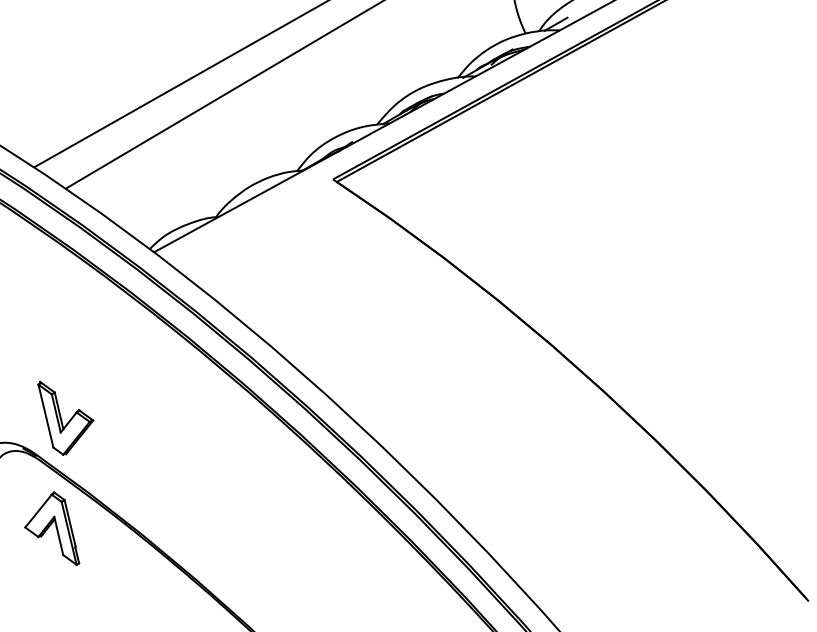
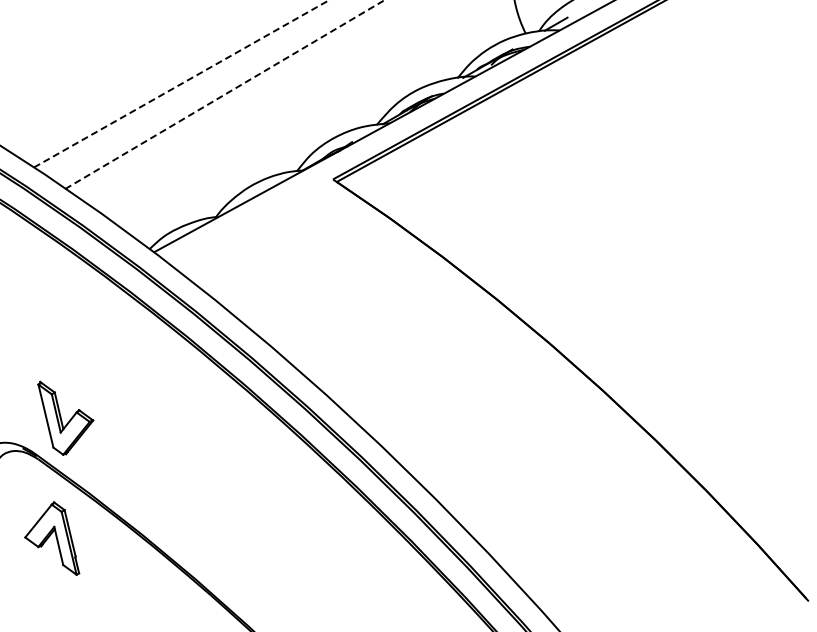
line: solid -> dashed (182, 83)
line: solid -> dashed (225, 94)
part position: (52, 528) -> (52, 538) (52, 538)
